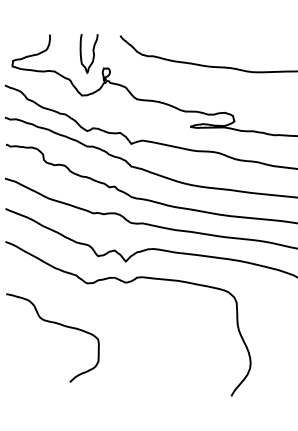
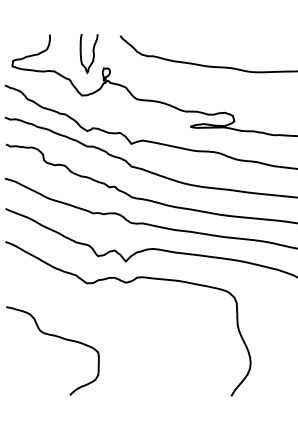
curve position: (56, 324) -> (56, 337) (56, 337)
